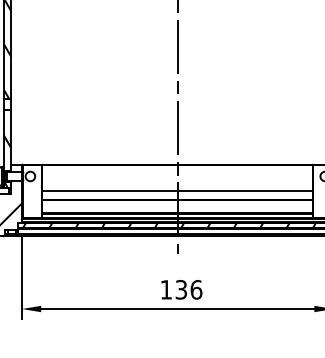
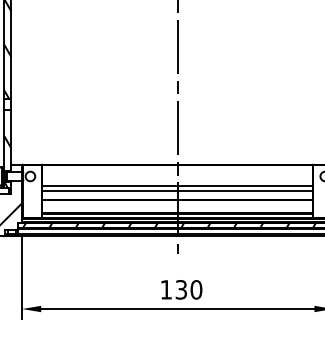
line: none -> present (177, 186)
text: 136 -> 130 (196, 289)
